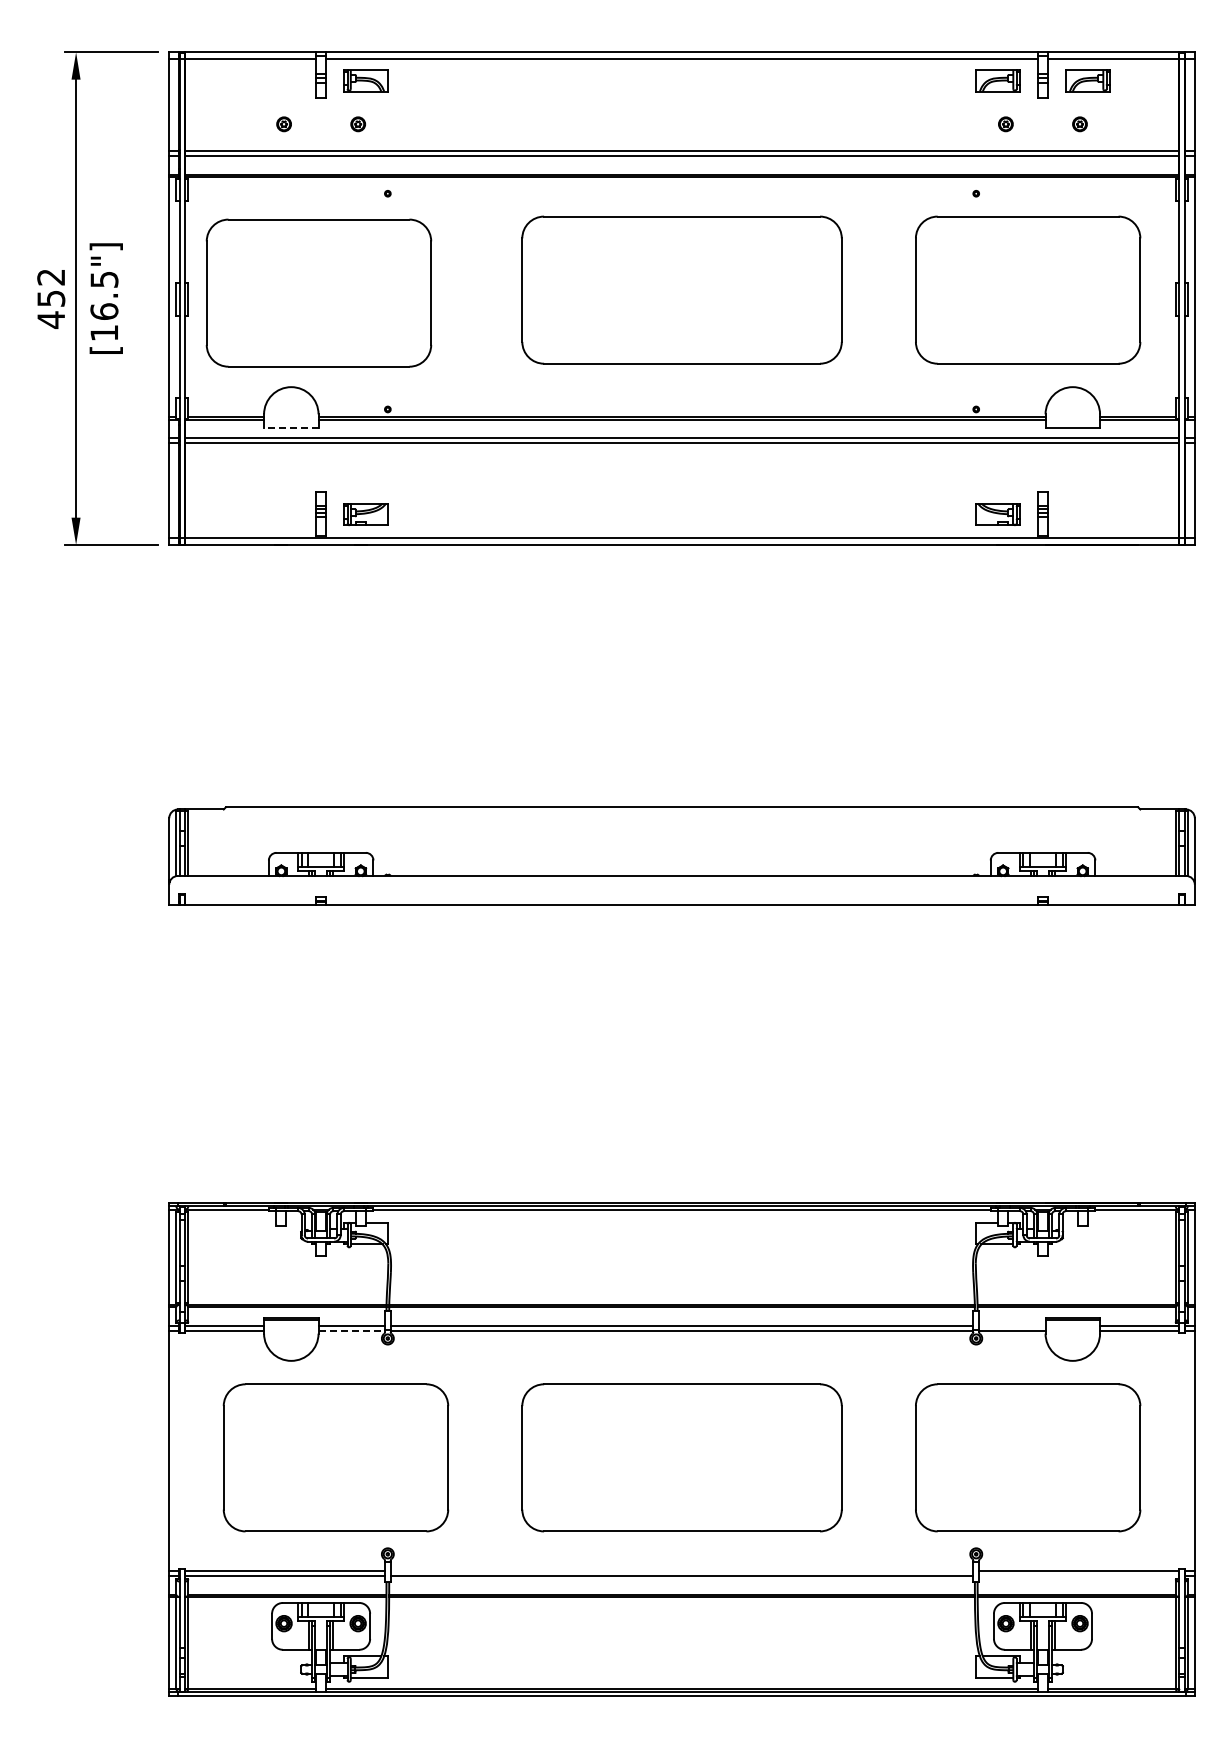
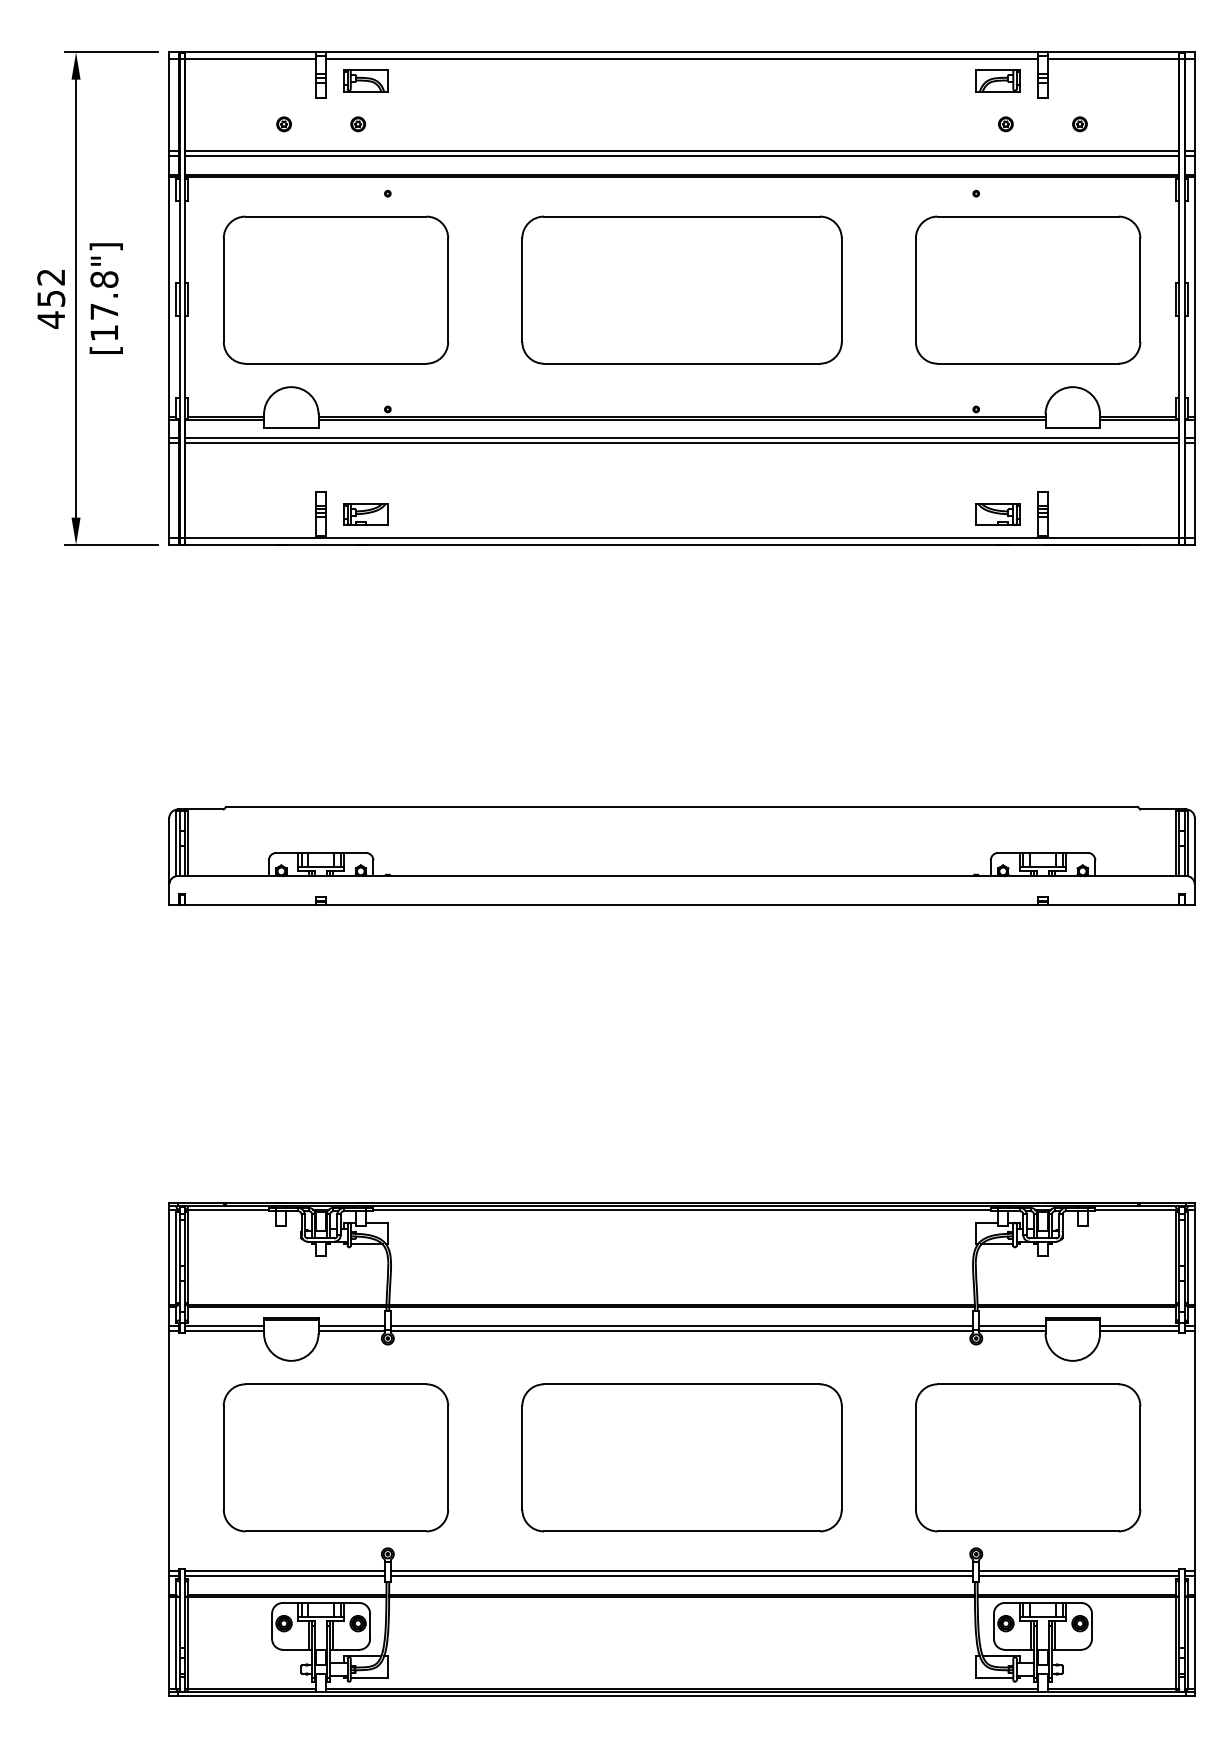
part: present -> none (1087, 80)
part position: (318, 292) -> (335, 289) (335, 289)
text: [16.5"] -> [17.8"] (104, 295)
line: dashed -> solid (290, 427)
line: none -> present (1012, 1326)
line: dashed -> solid (352, 1330)
line: none -> present (681, 1571)
line: none -> present (1078, 1575)
